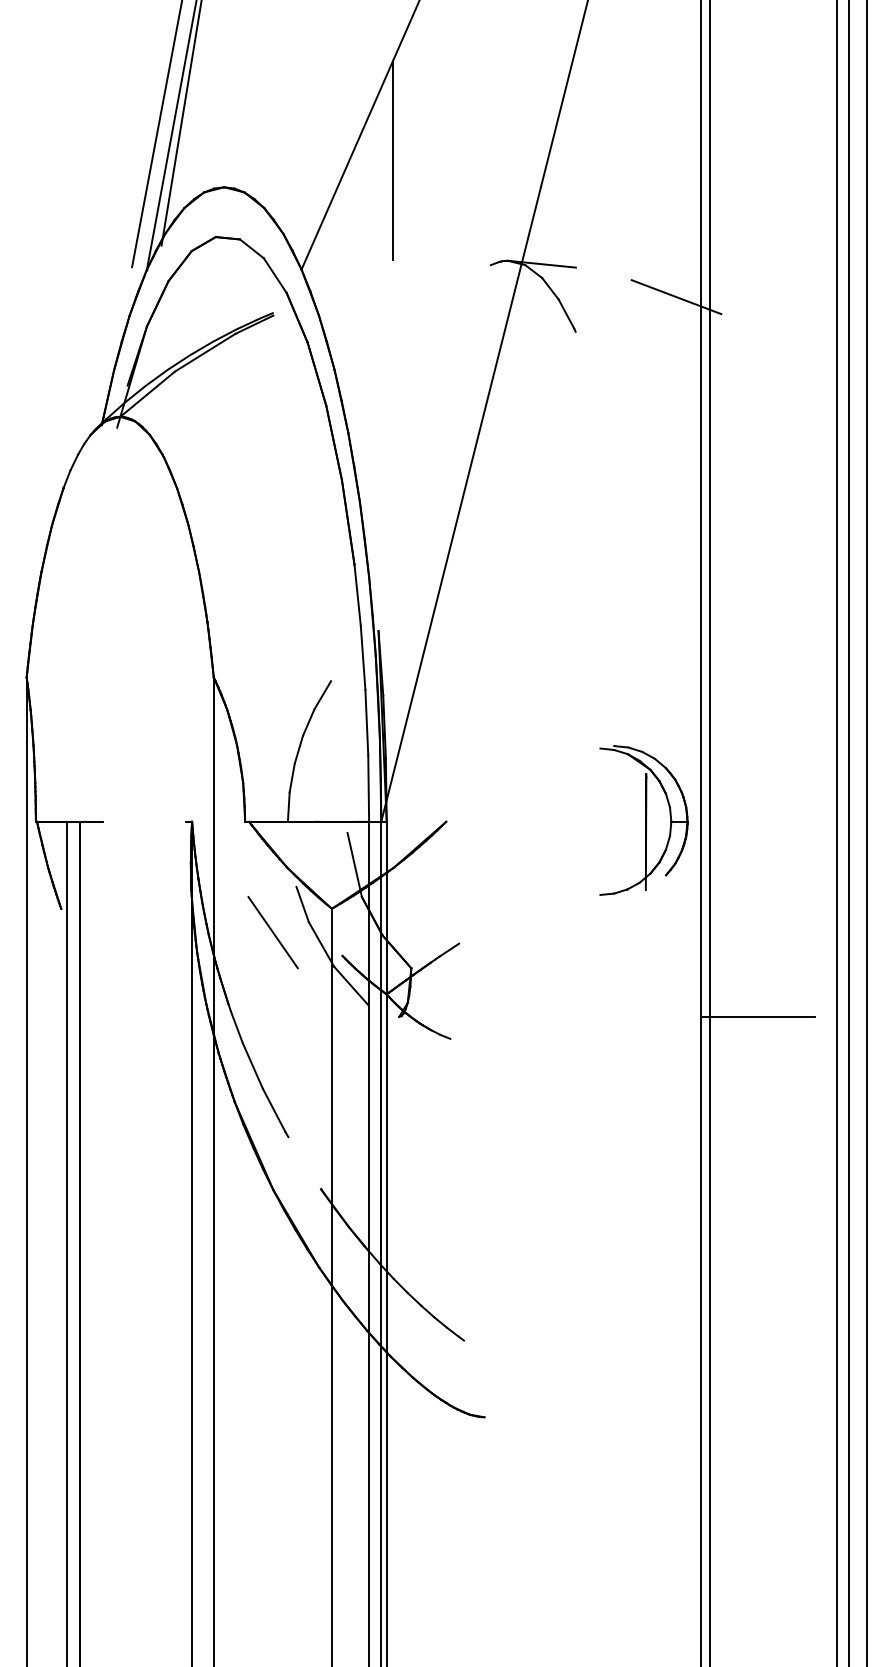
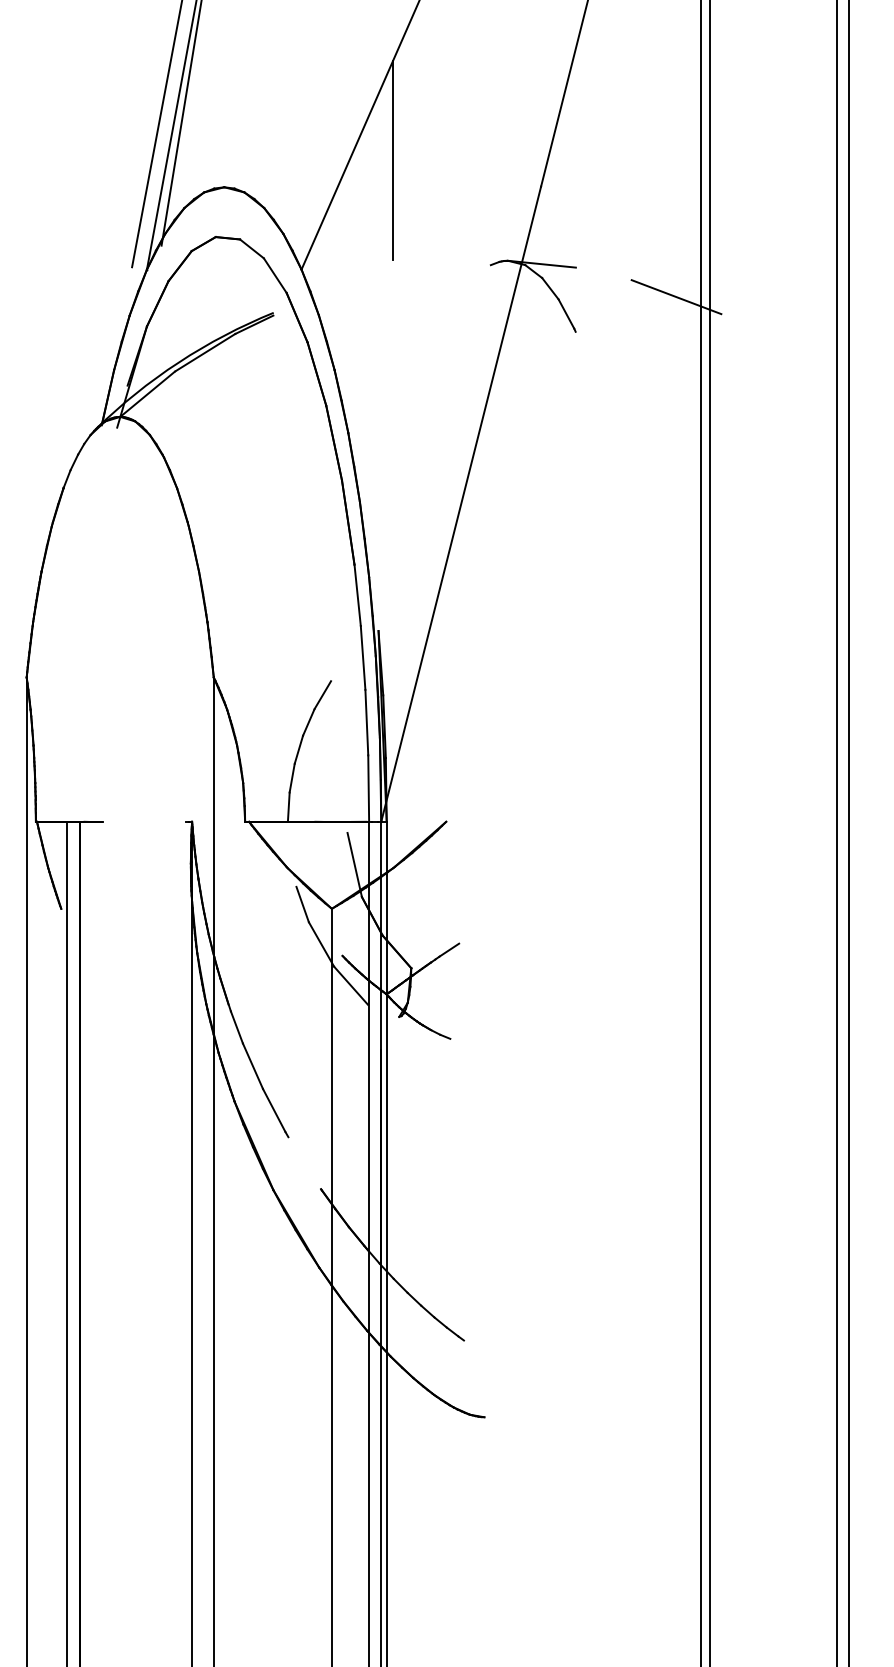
part: present -> none (643, 820)
line: present -> none (867, 832)
line: present -> none (272, 932)
line: present -> none (758, 1016)
